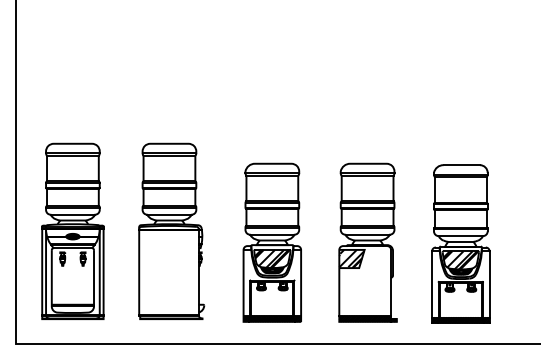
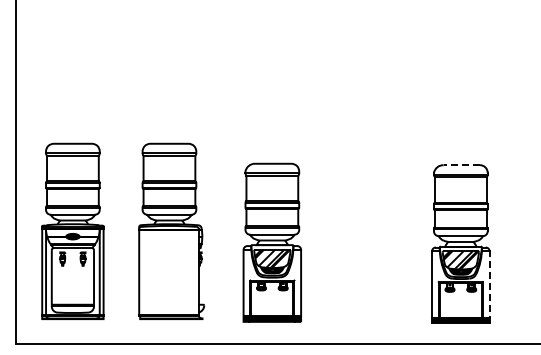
line: solid -> dashed (461, 165)
part: present -> none (367, 242)
line: solid -> dashed (489, 287)
